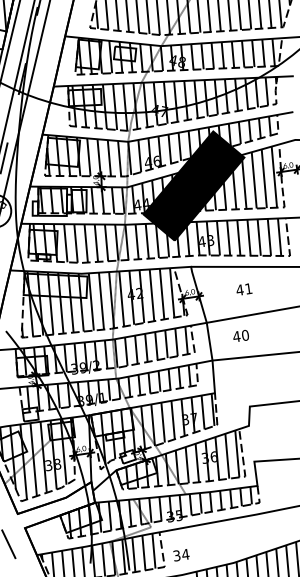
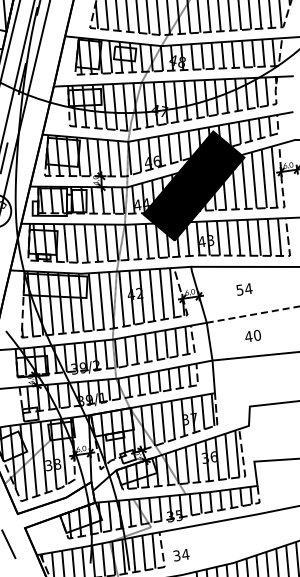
text: 41 -> 54 (244, 289)
line: solid -> dashed (252, 314)
text position: (240, 335) -> (252, 335) (252, 335)
